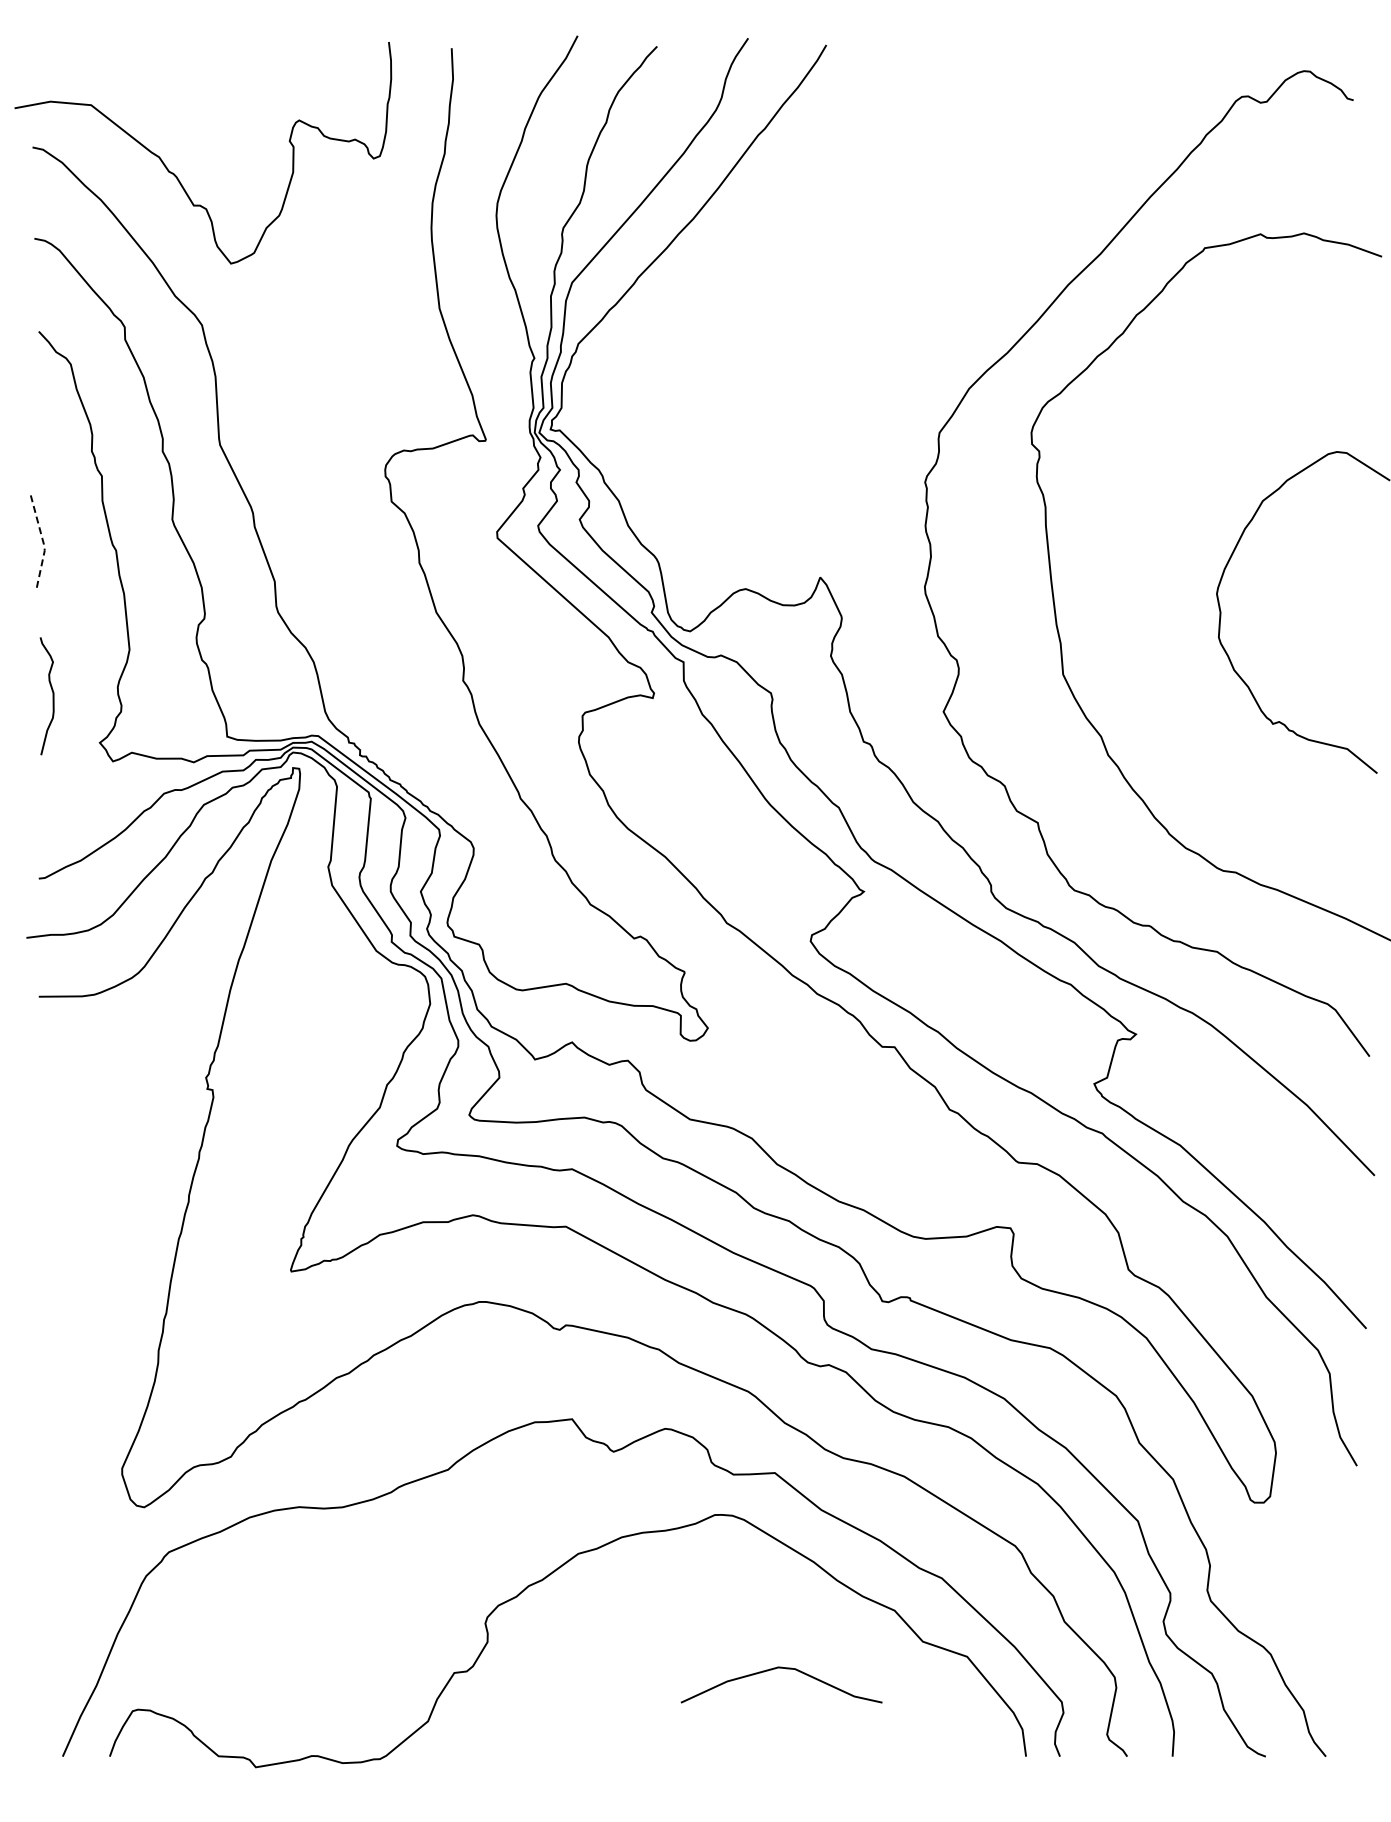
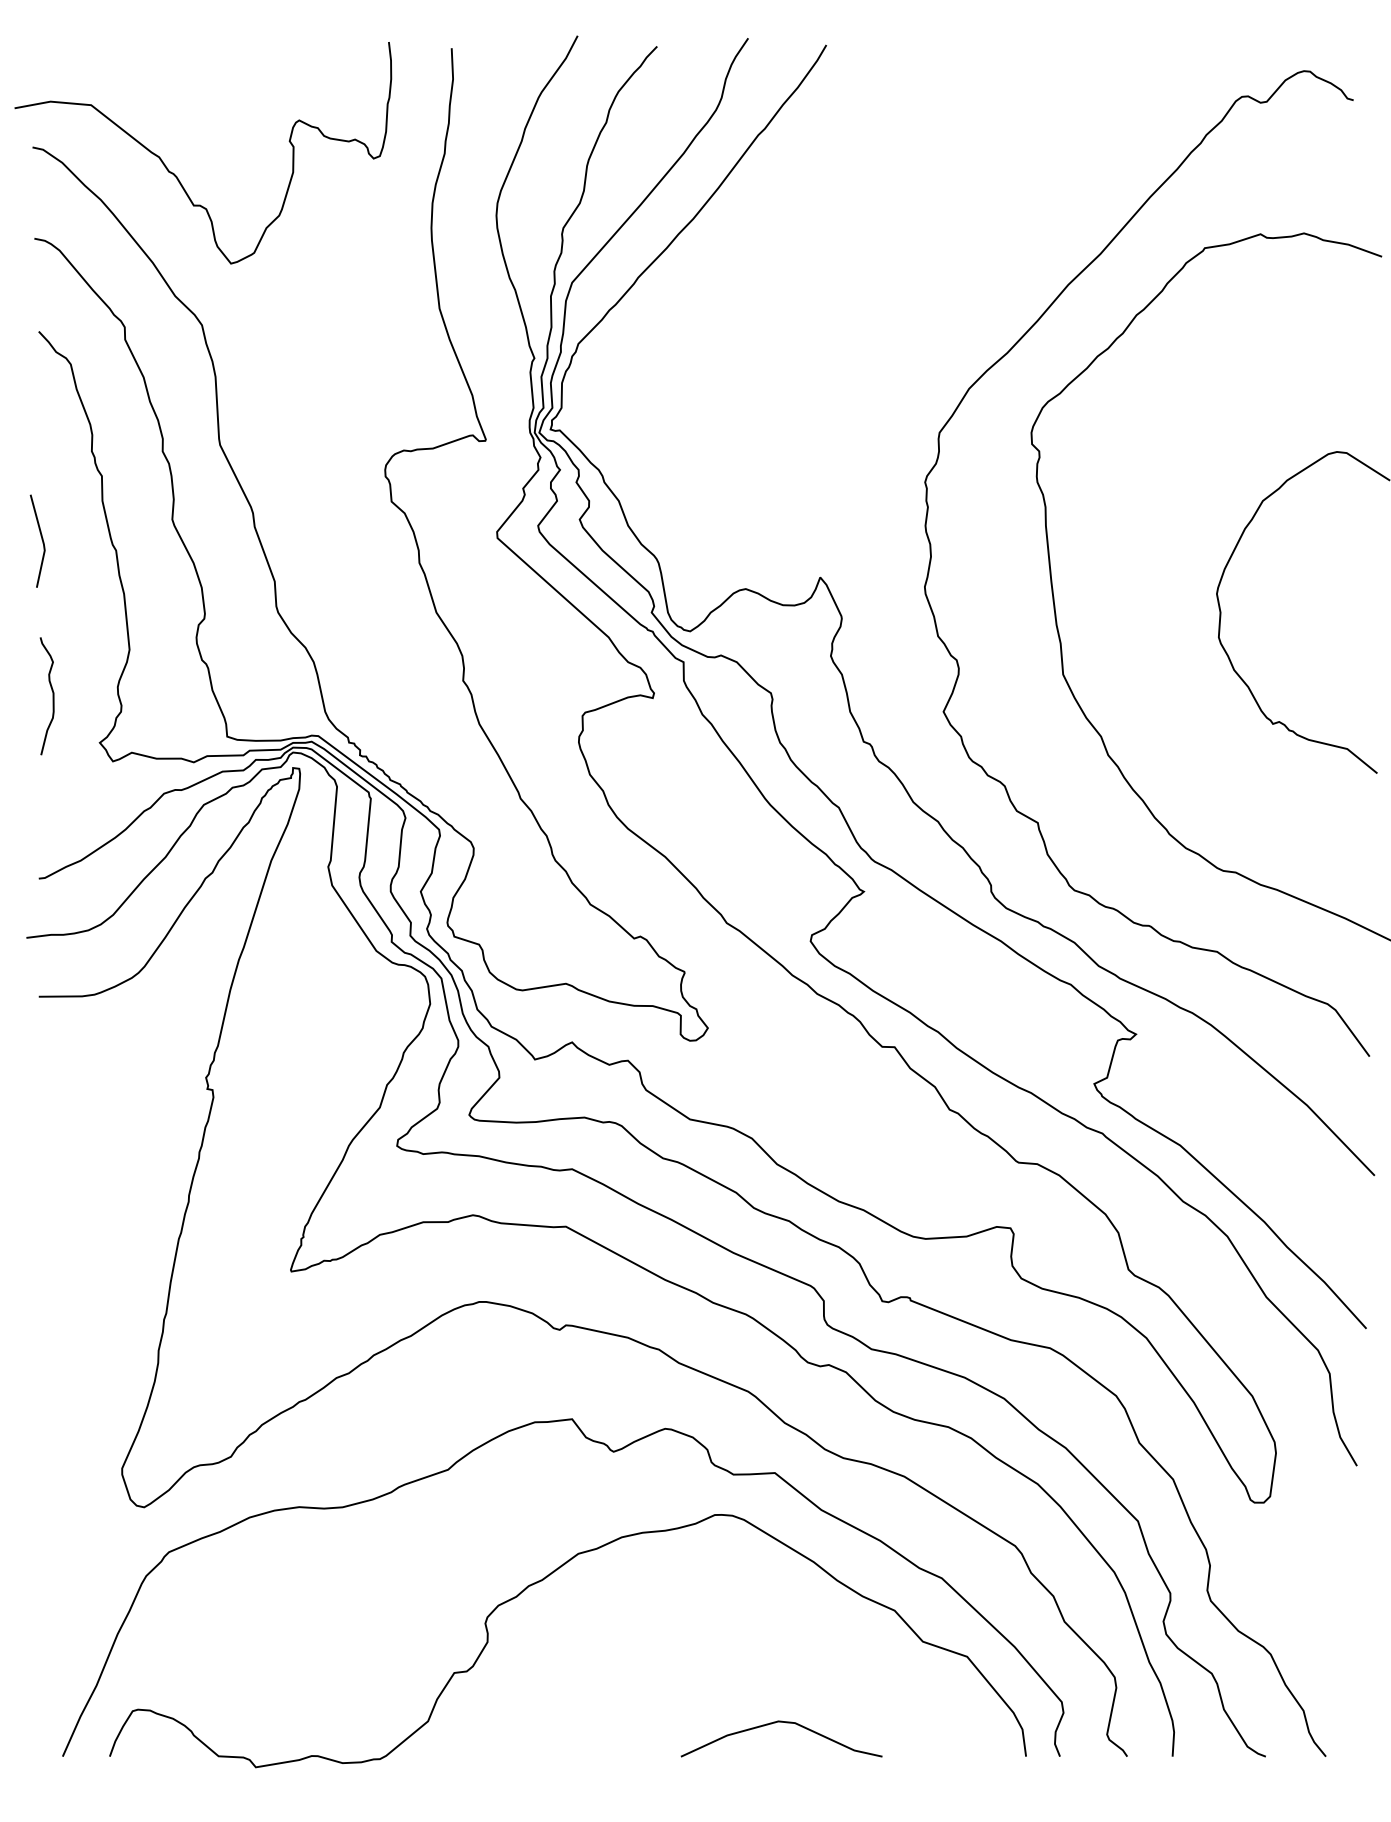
line: dashed -> solid (43, 542)
curve position: (786, 1669) -> (786, 1723) (786, 1723)
